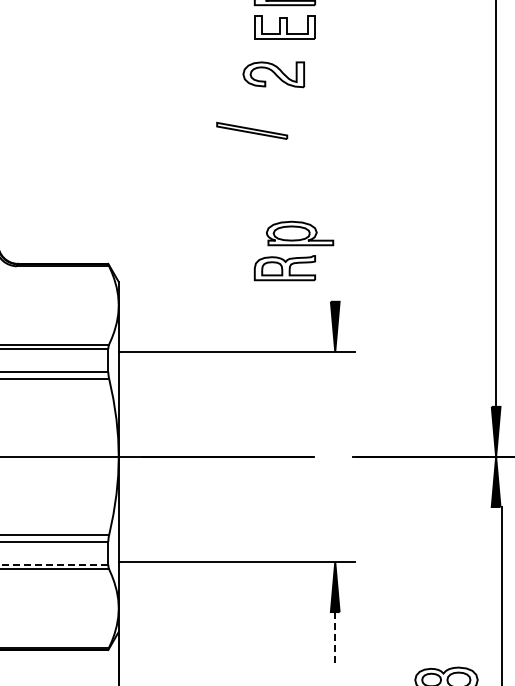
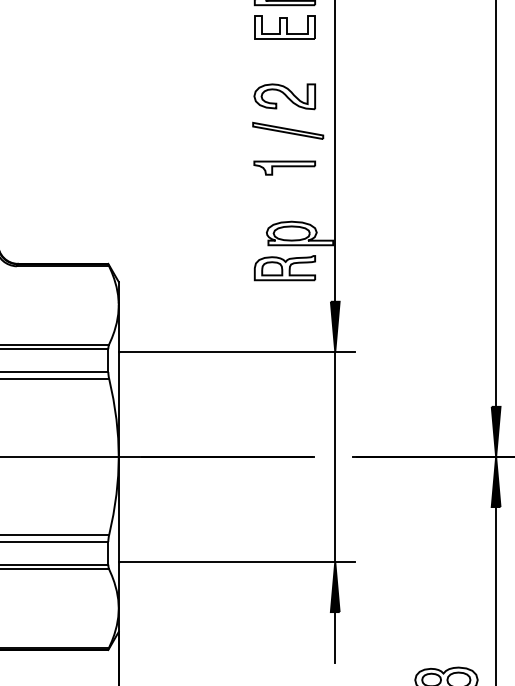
part position: (273, 74) -> (284, 96) (284, 96)
part position: (252, 130) -> (288, 130) (288, 130)
line: none -> present (335, 151)
part: none -> present (284, 167)
line: none -> present (335, 456)
line: dashed -> solid (54, 564)
line position: (502, 594) -> (496, 594) (496, 594)
line: dashed -> solid (335, 636)
